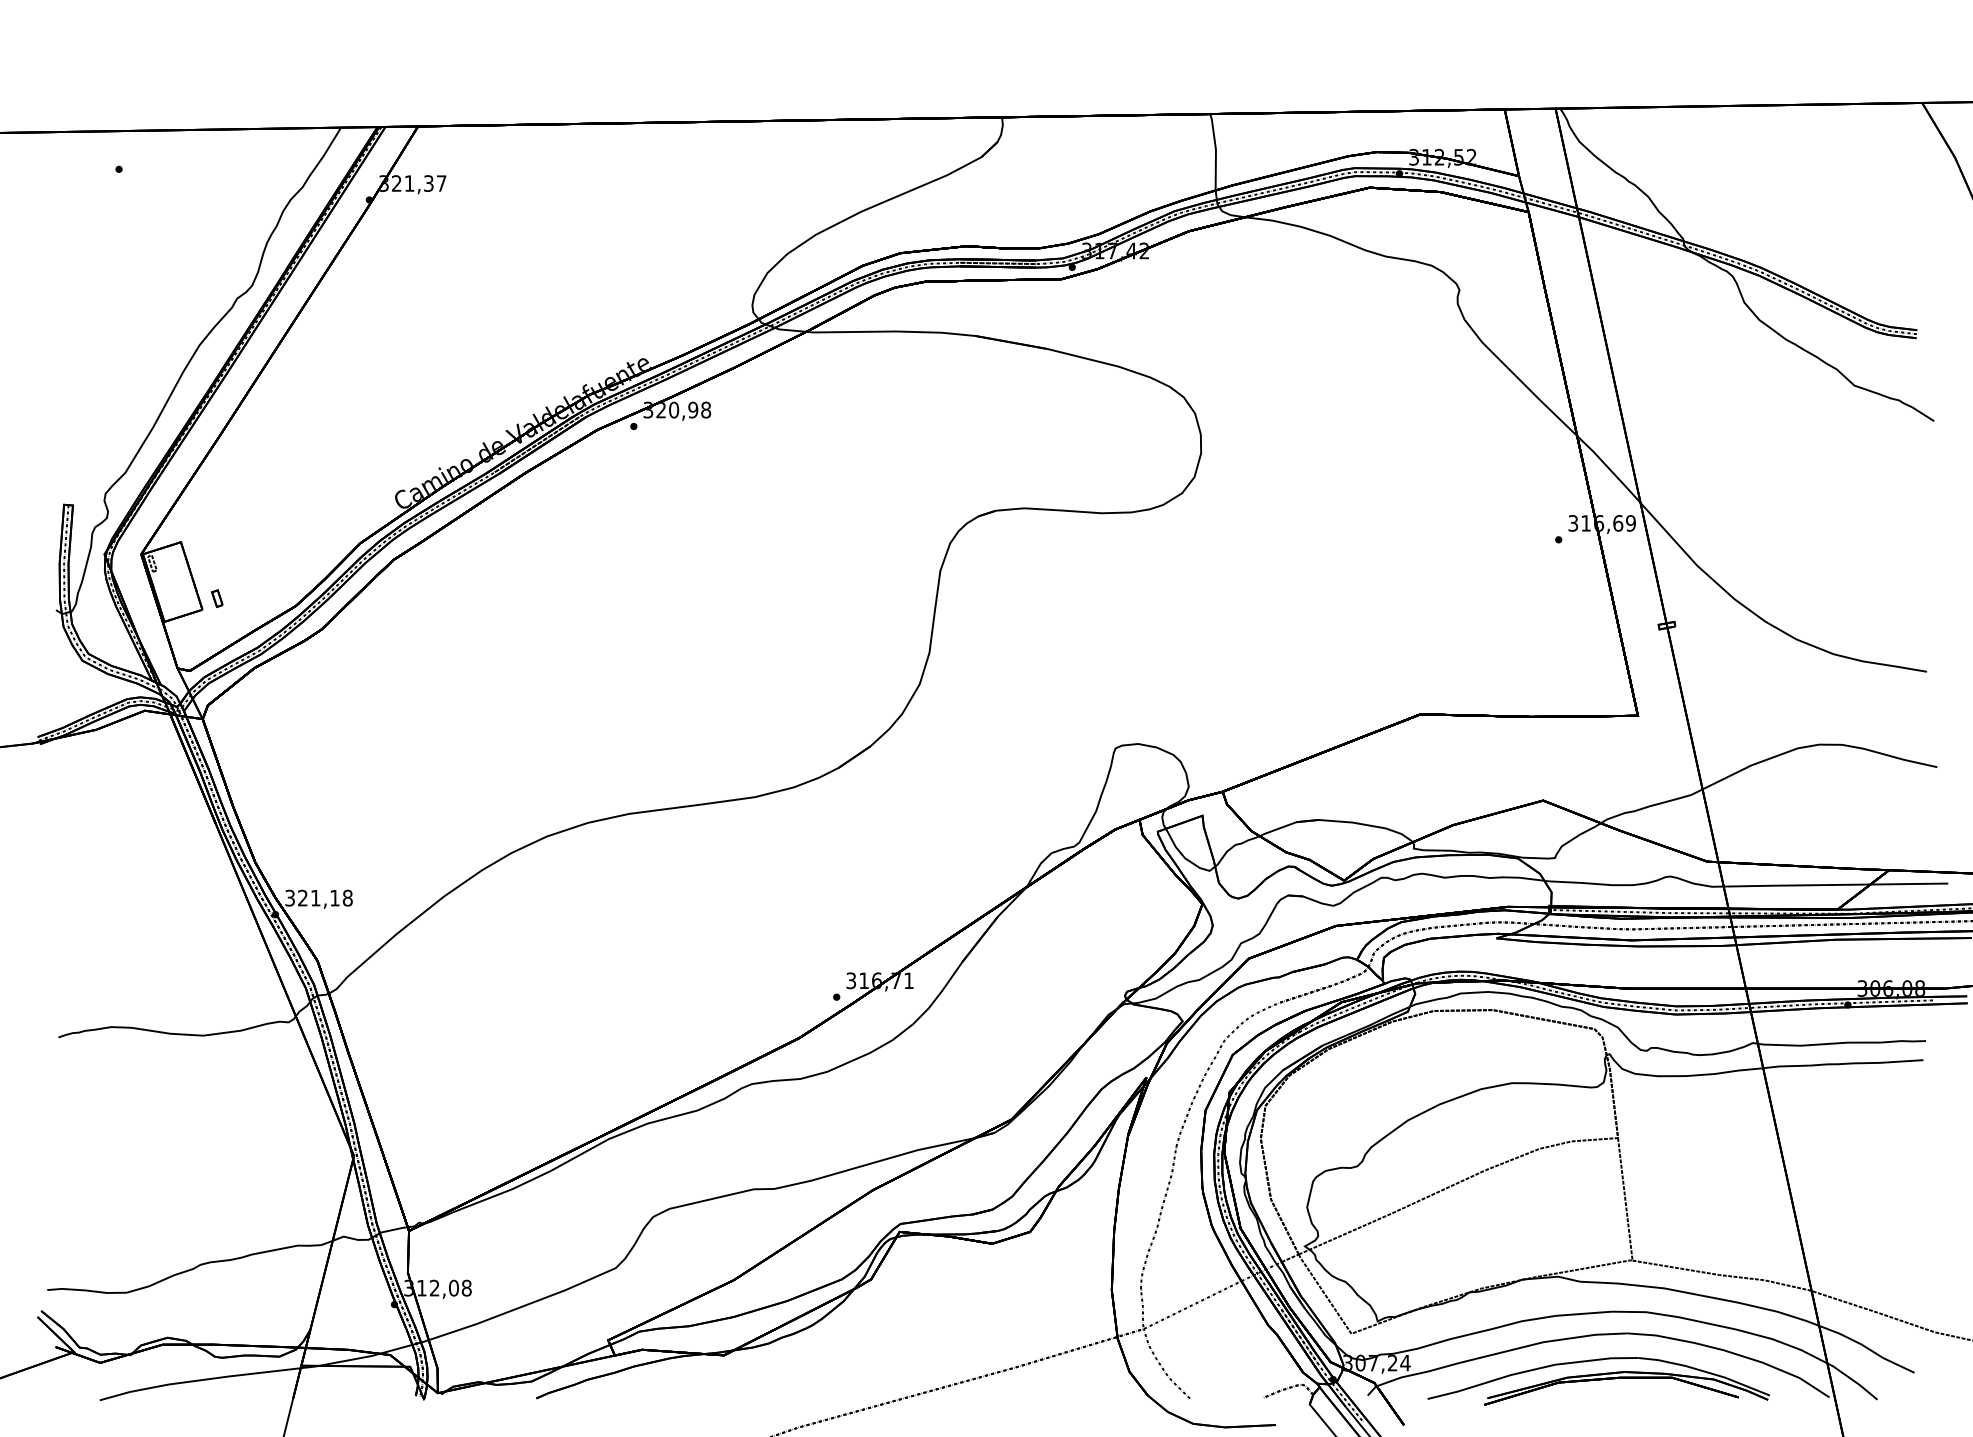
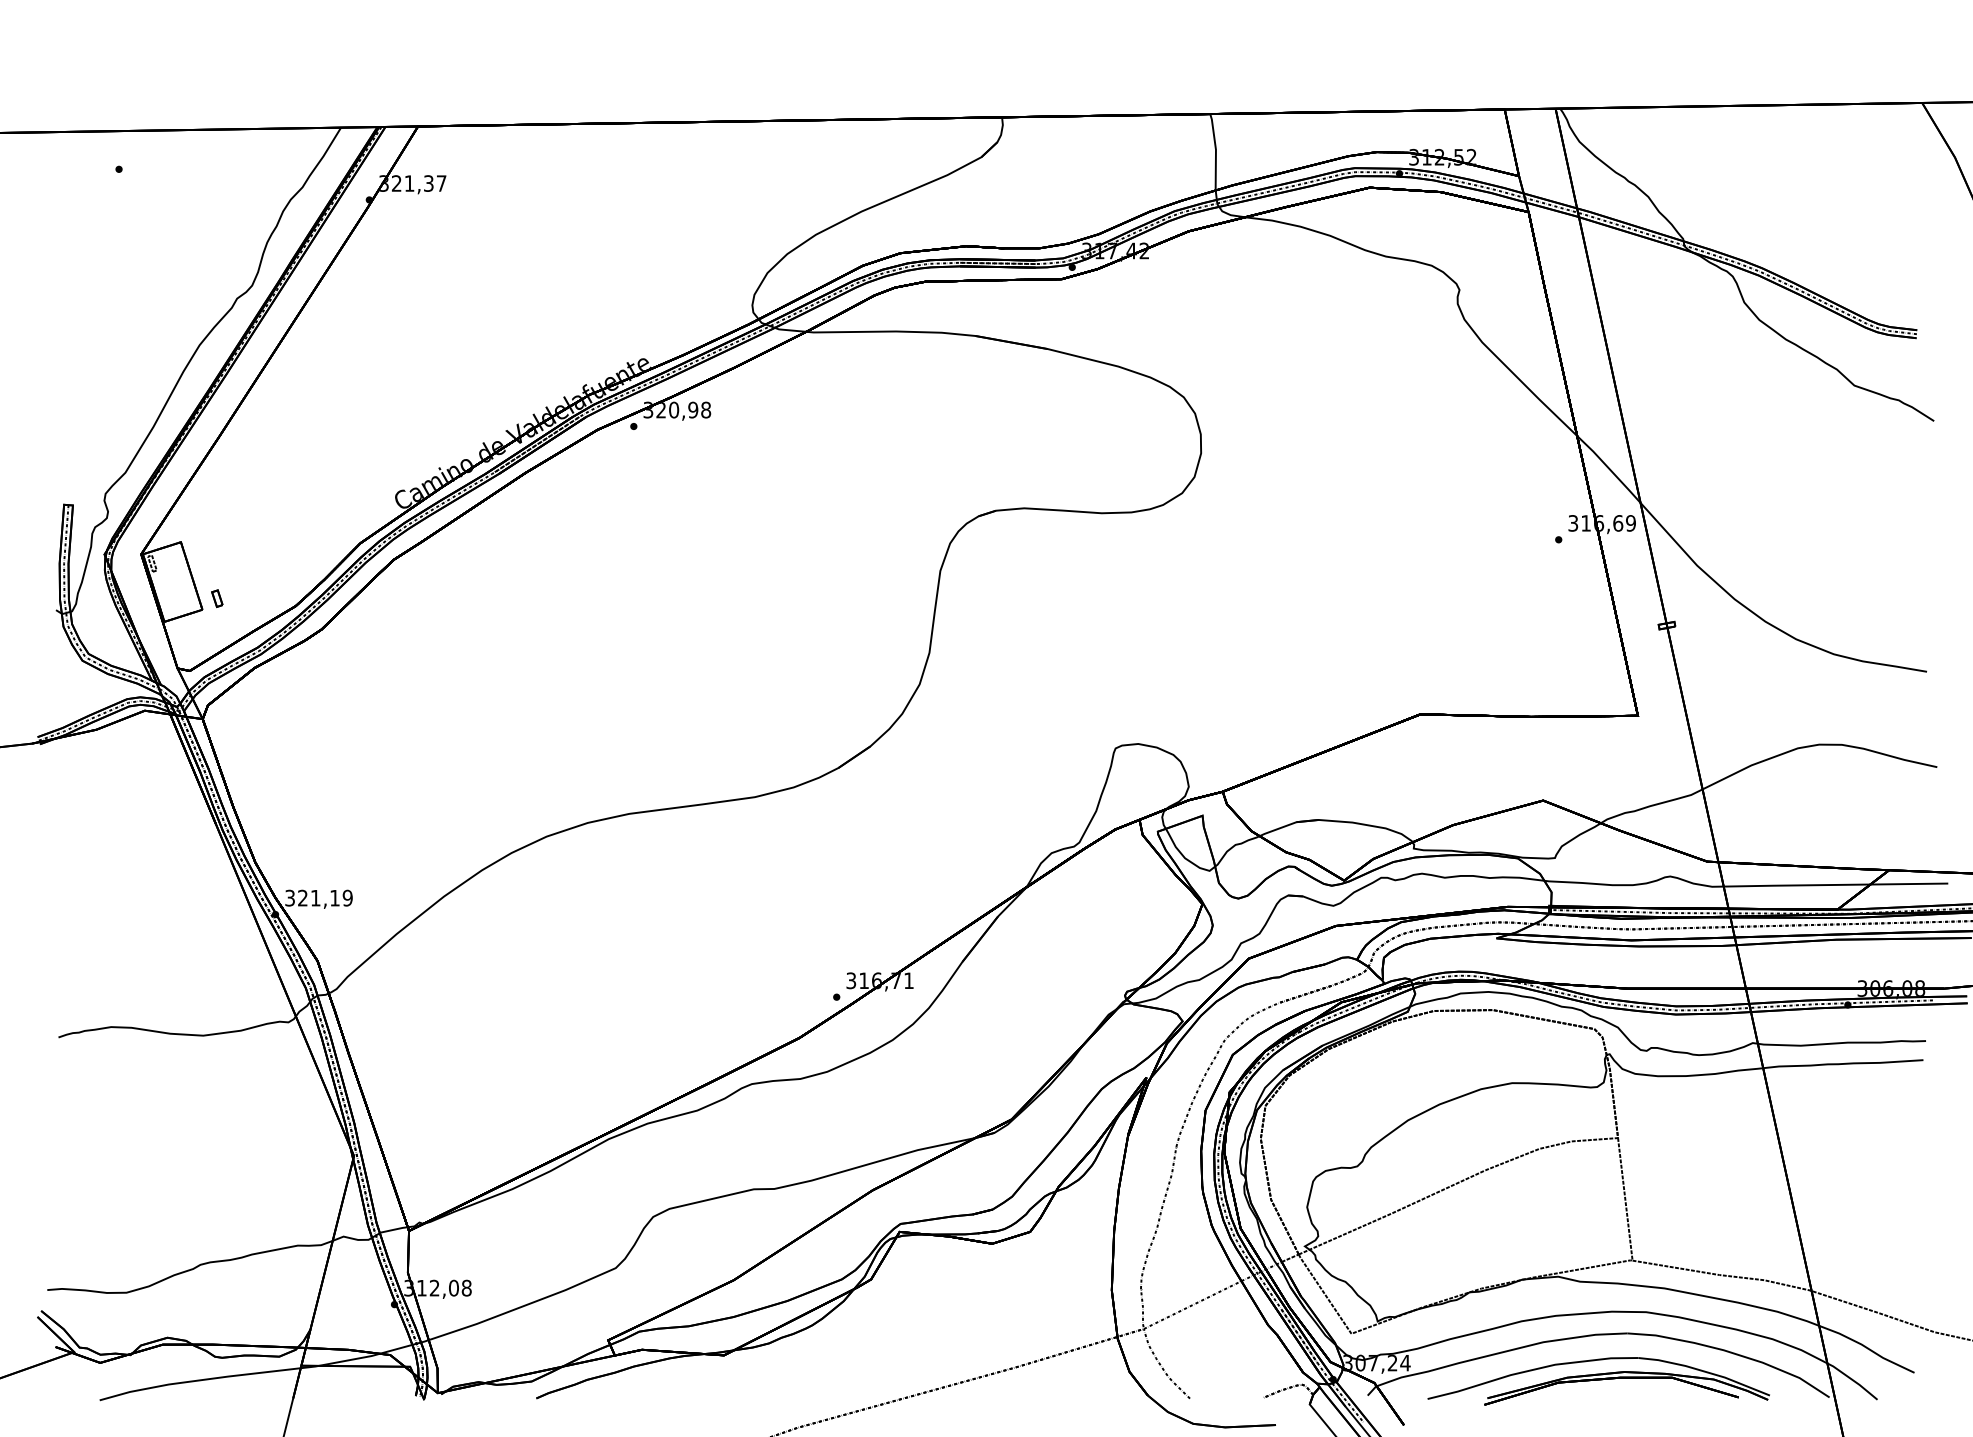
text: 321,18 -> 321,19 (347, 898)
